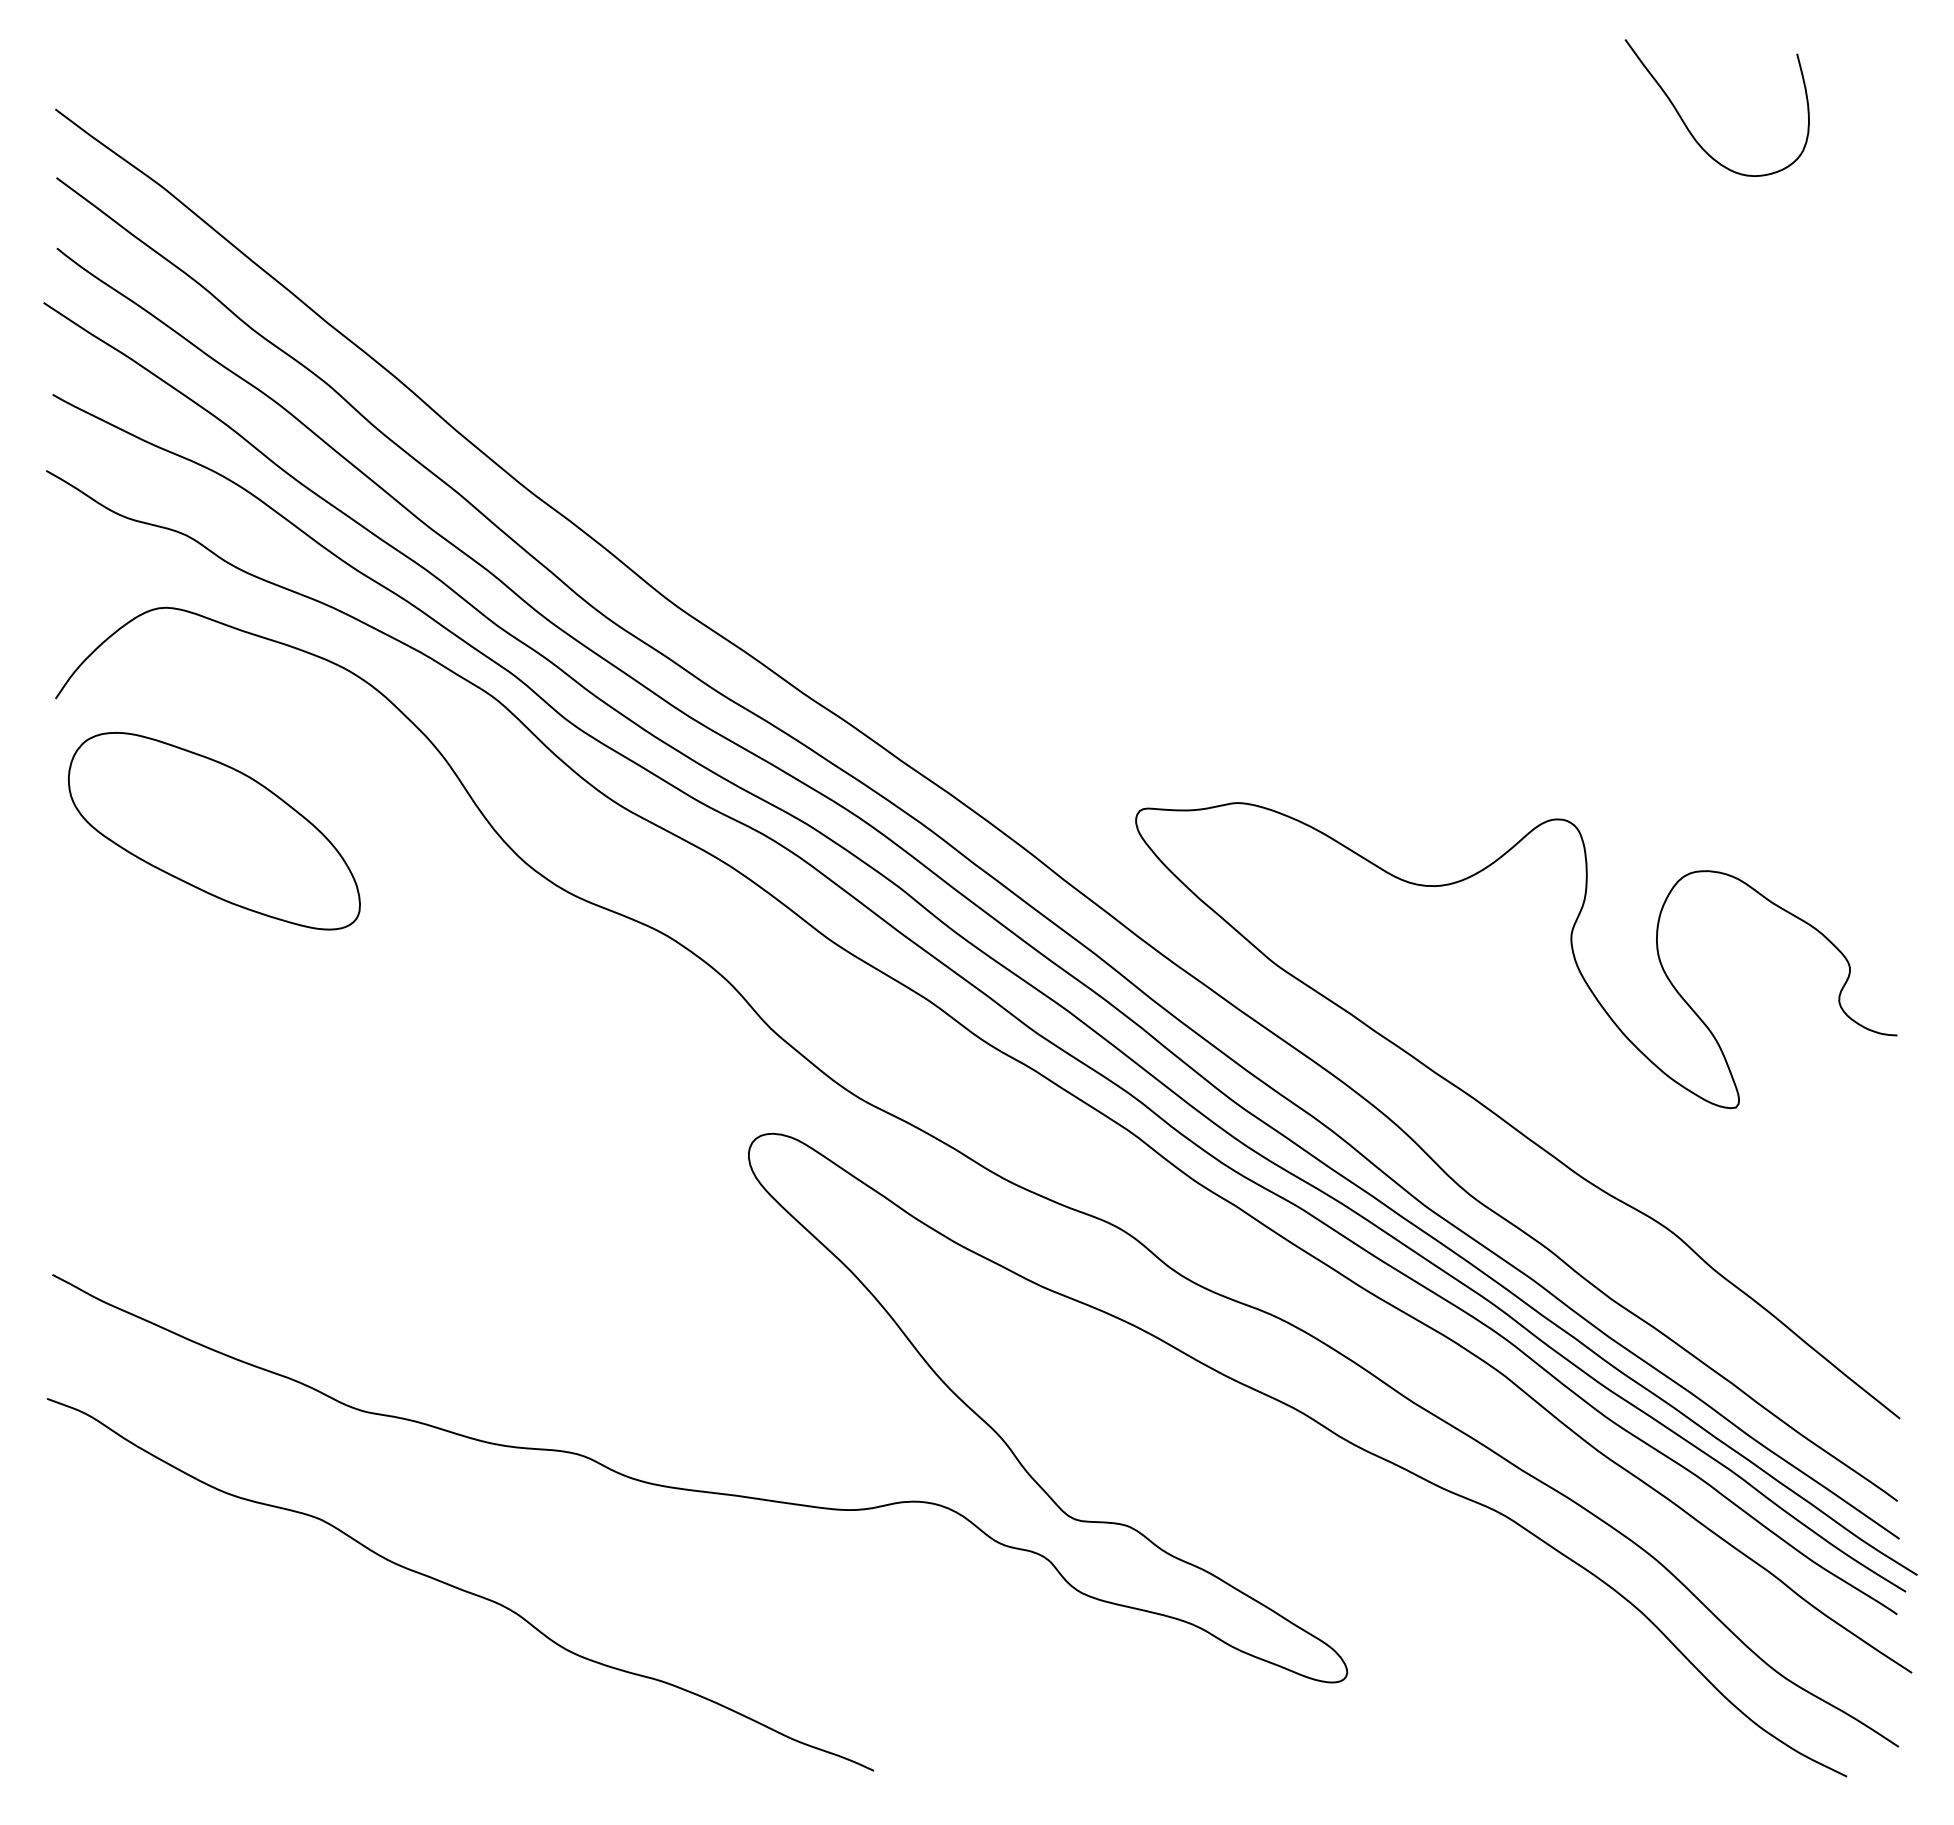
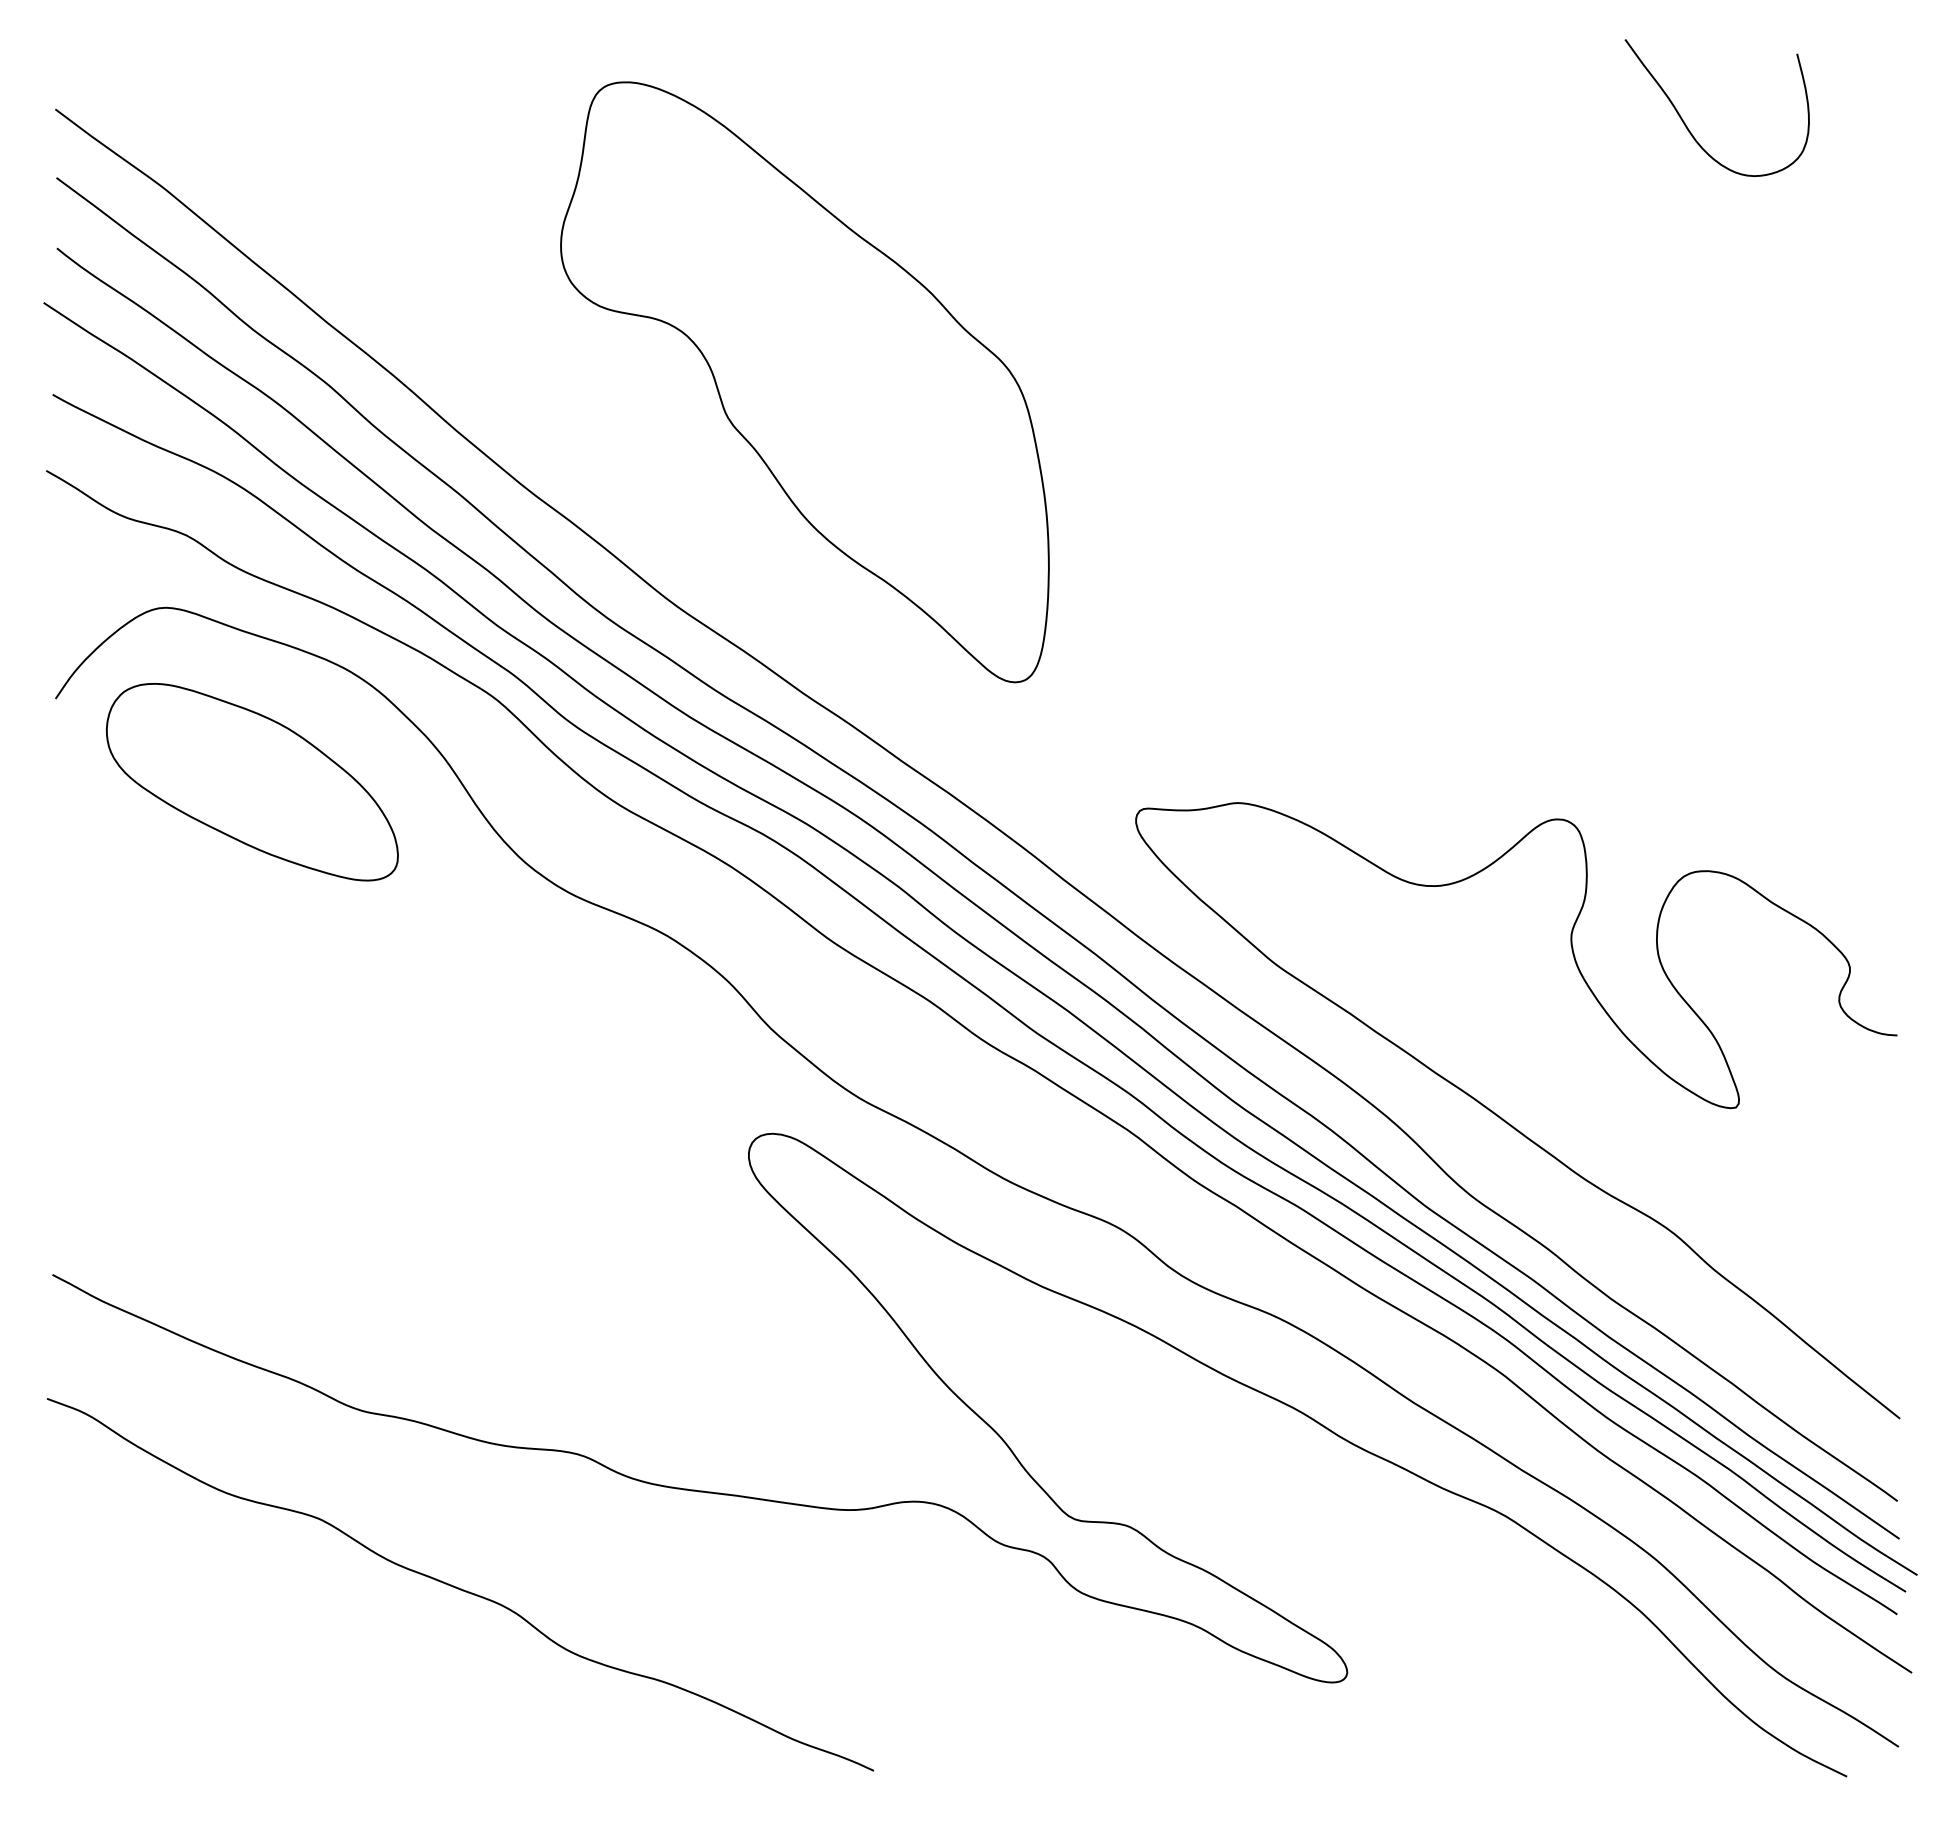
part: none -> present (804, 382)
part position: (214, 831) -> (252, 782) (252, 782)
